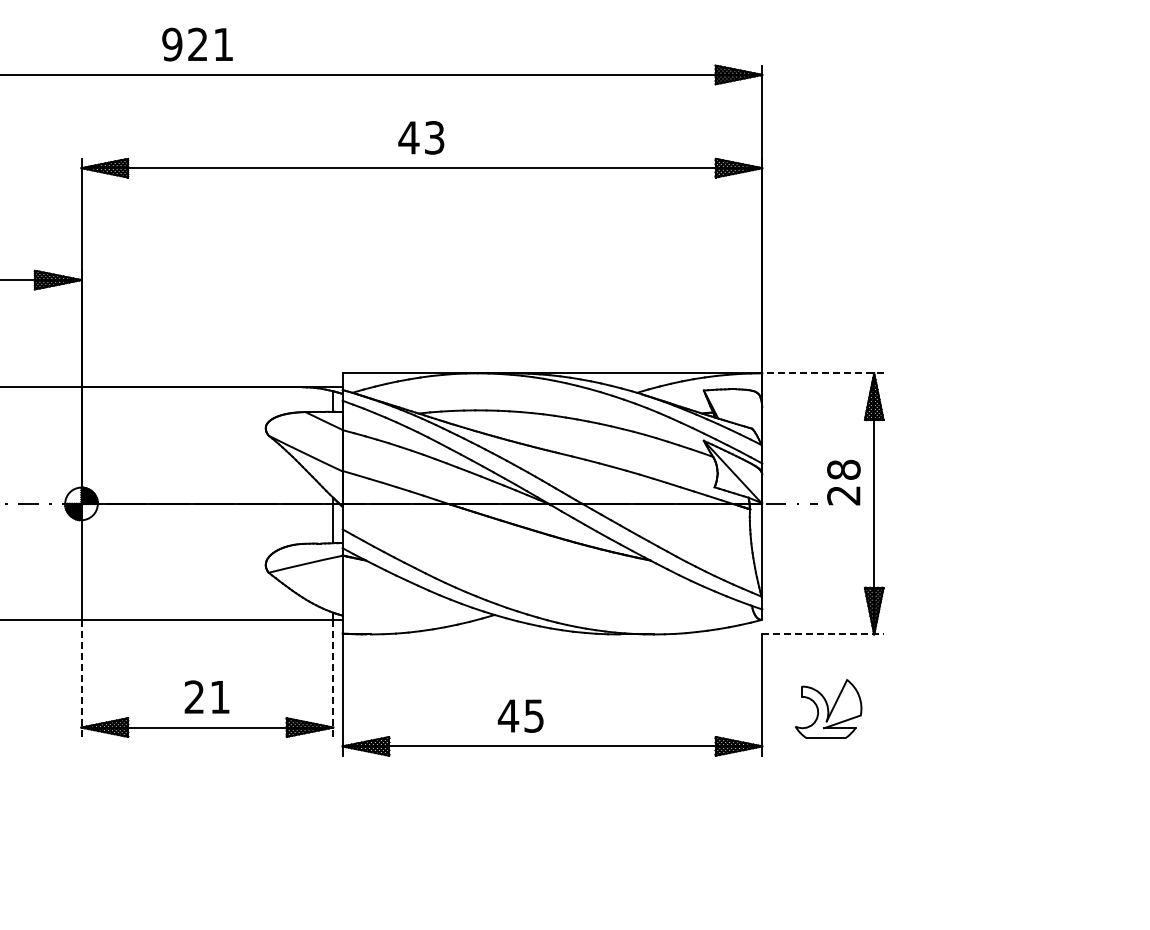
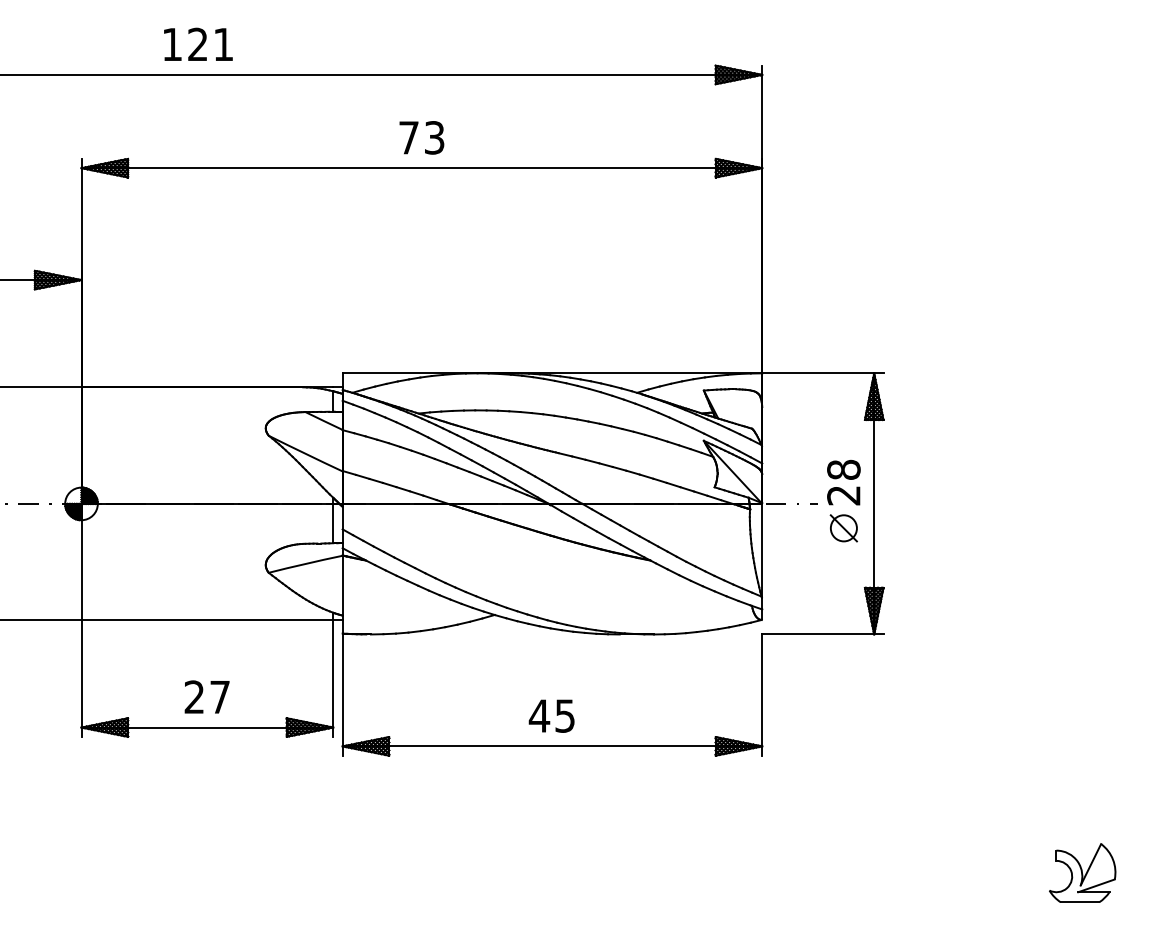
text: 921 -> 121 (172, 44)
text: 43 -> 73 (408, 137)
line: dashed -> solid (822, 373)
part: none -> present (843, 528)
line: dashed -> solid (822, 634)
line: dashed -> solid (333, 678)
line: dashed -> solid (81, 679)
text: 21 -> 27 (219, 697)
part position: (828, 708) -> (1082, 872) (1082, 872)
text position: (520, 715) -> (551, 715) (551, 715)
